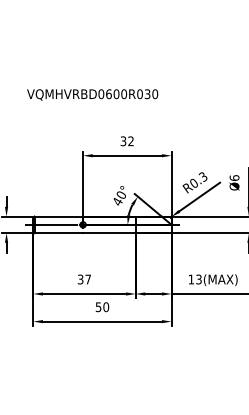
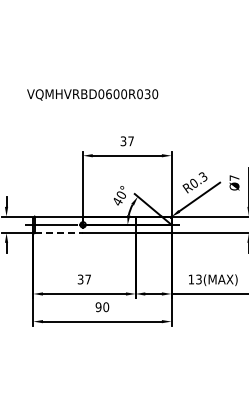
text: 32 -> 37 (130, 141)
text: Ø6 -> Ø7 (234, 177)
line: solid -> dashed (59, 233)
text: 50 -> 90 (98, 306)
